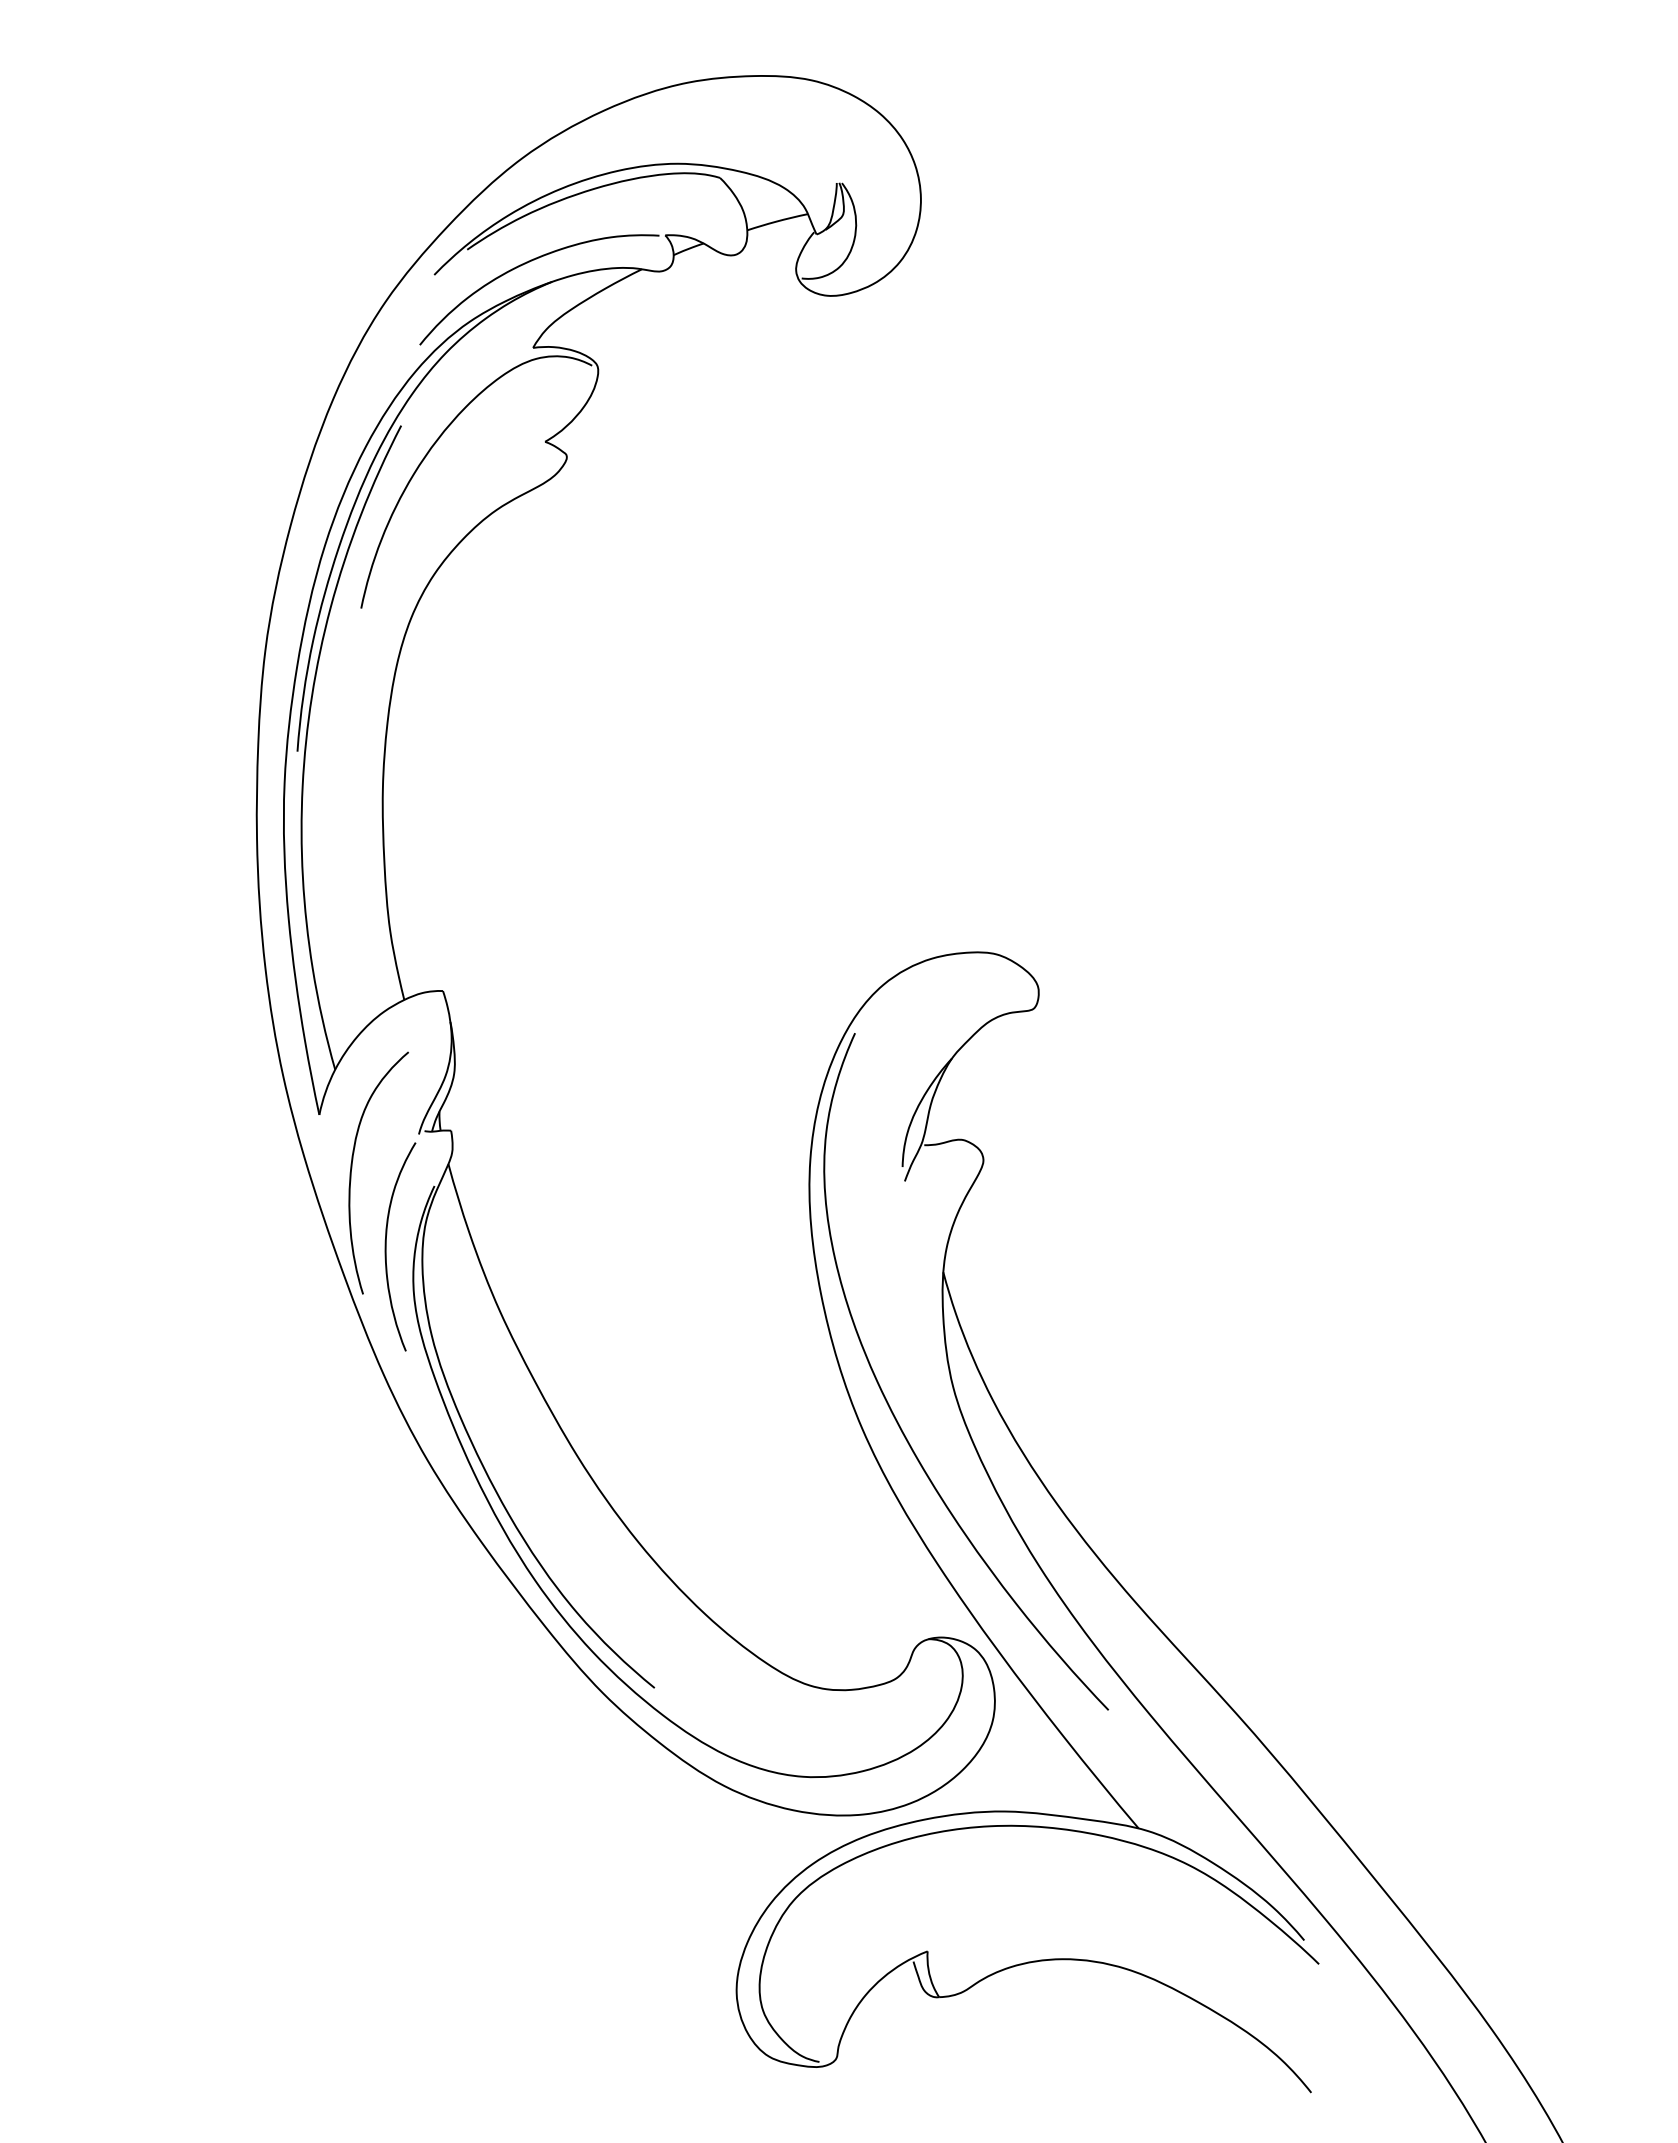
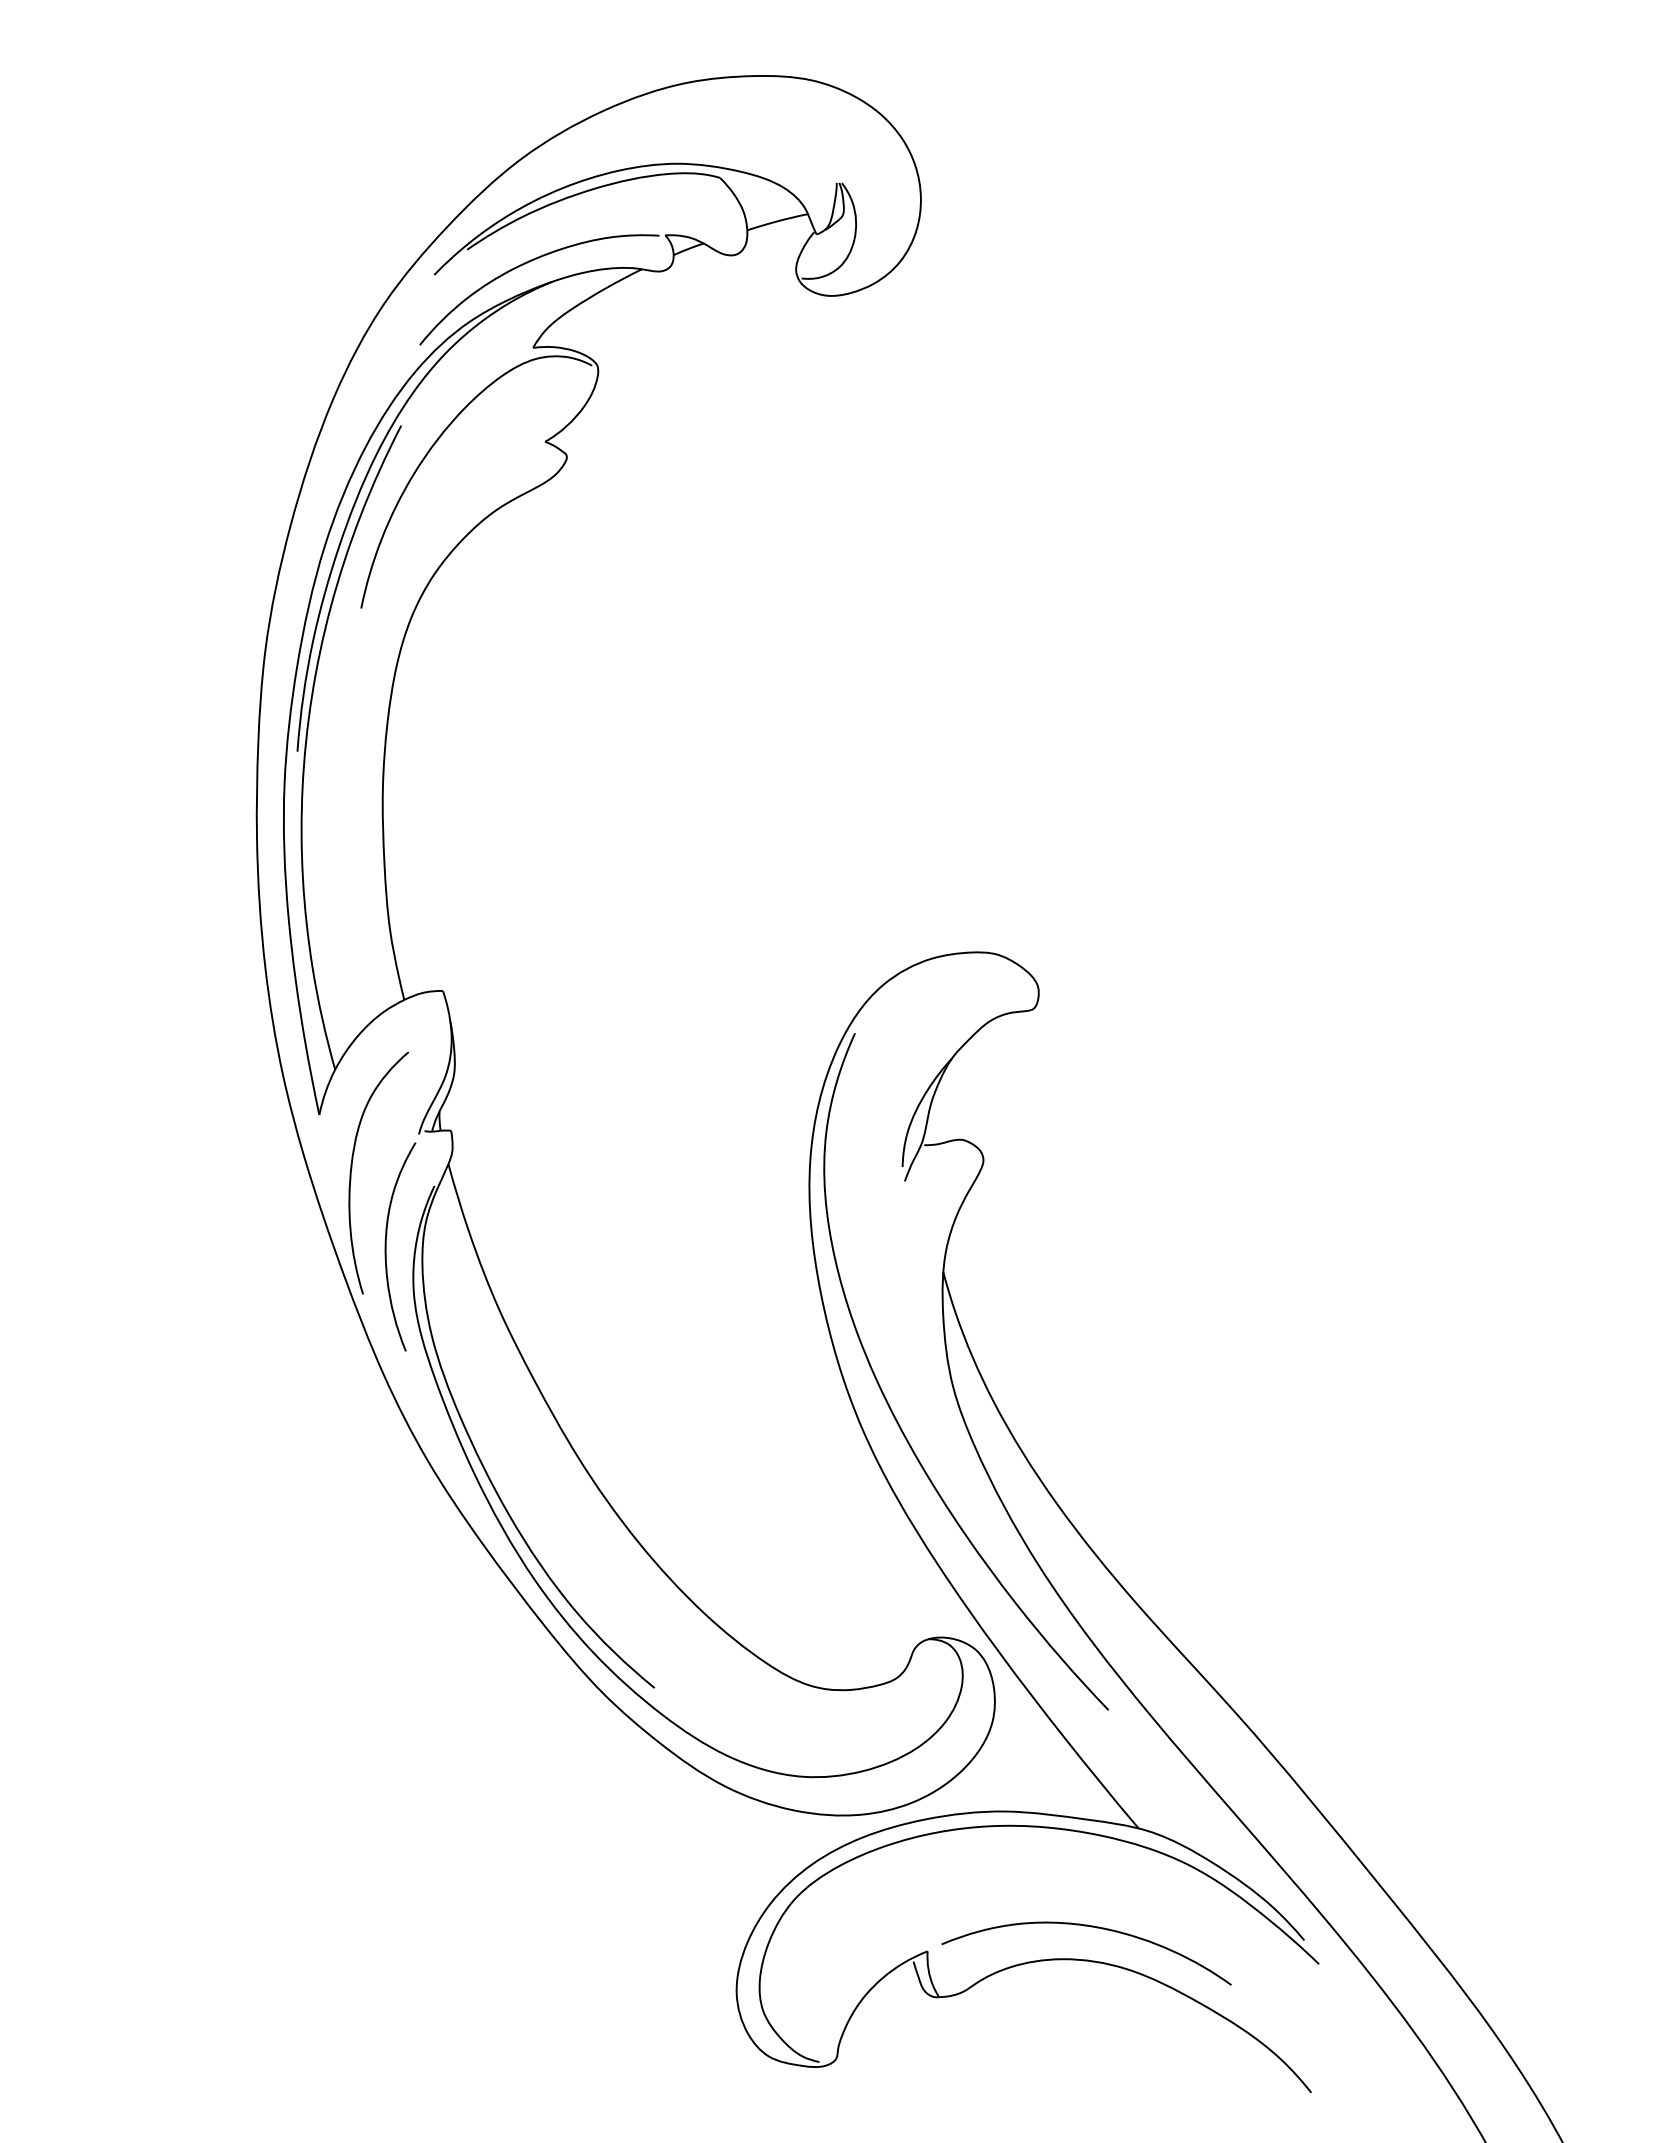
curve: none -> present (1090, 1927)
